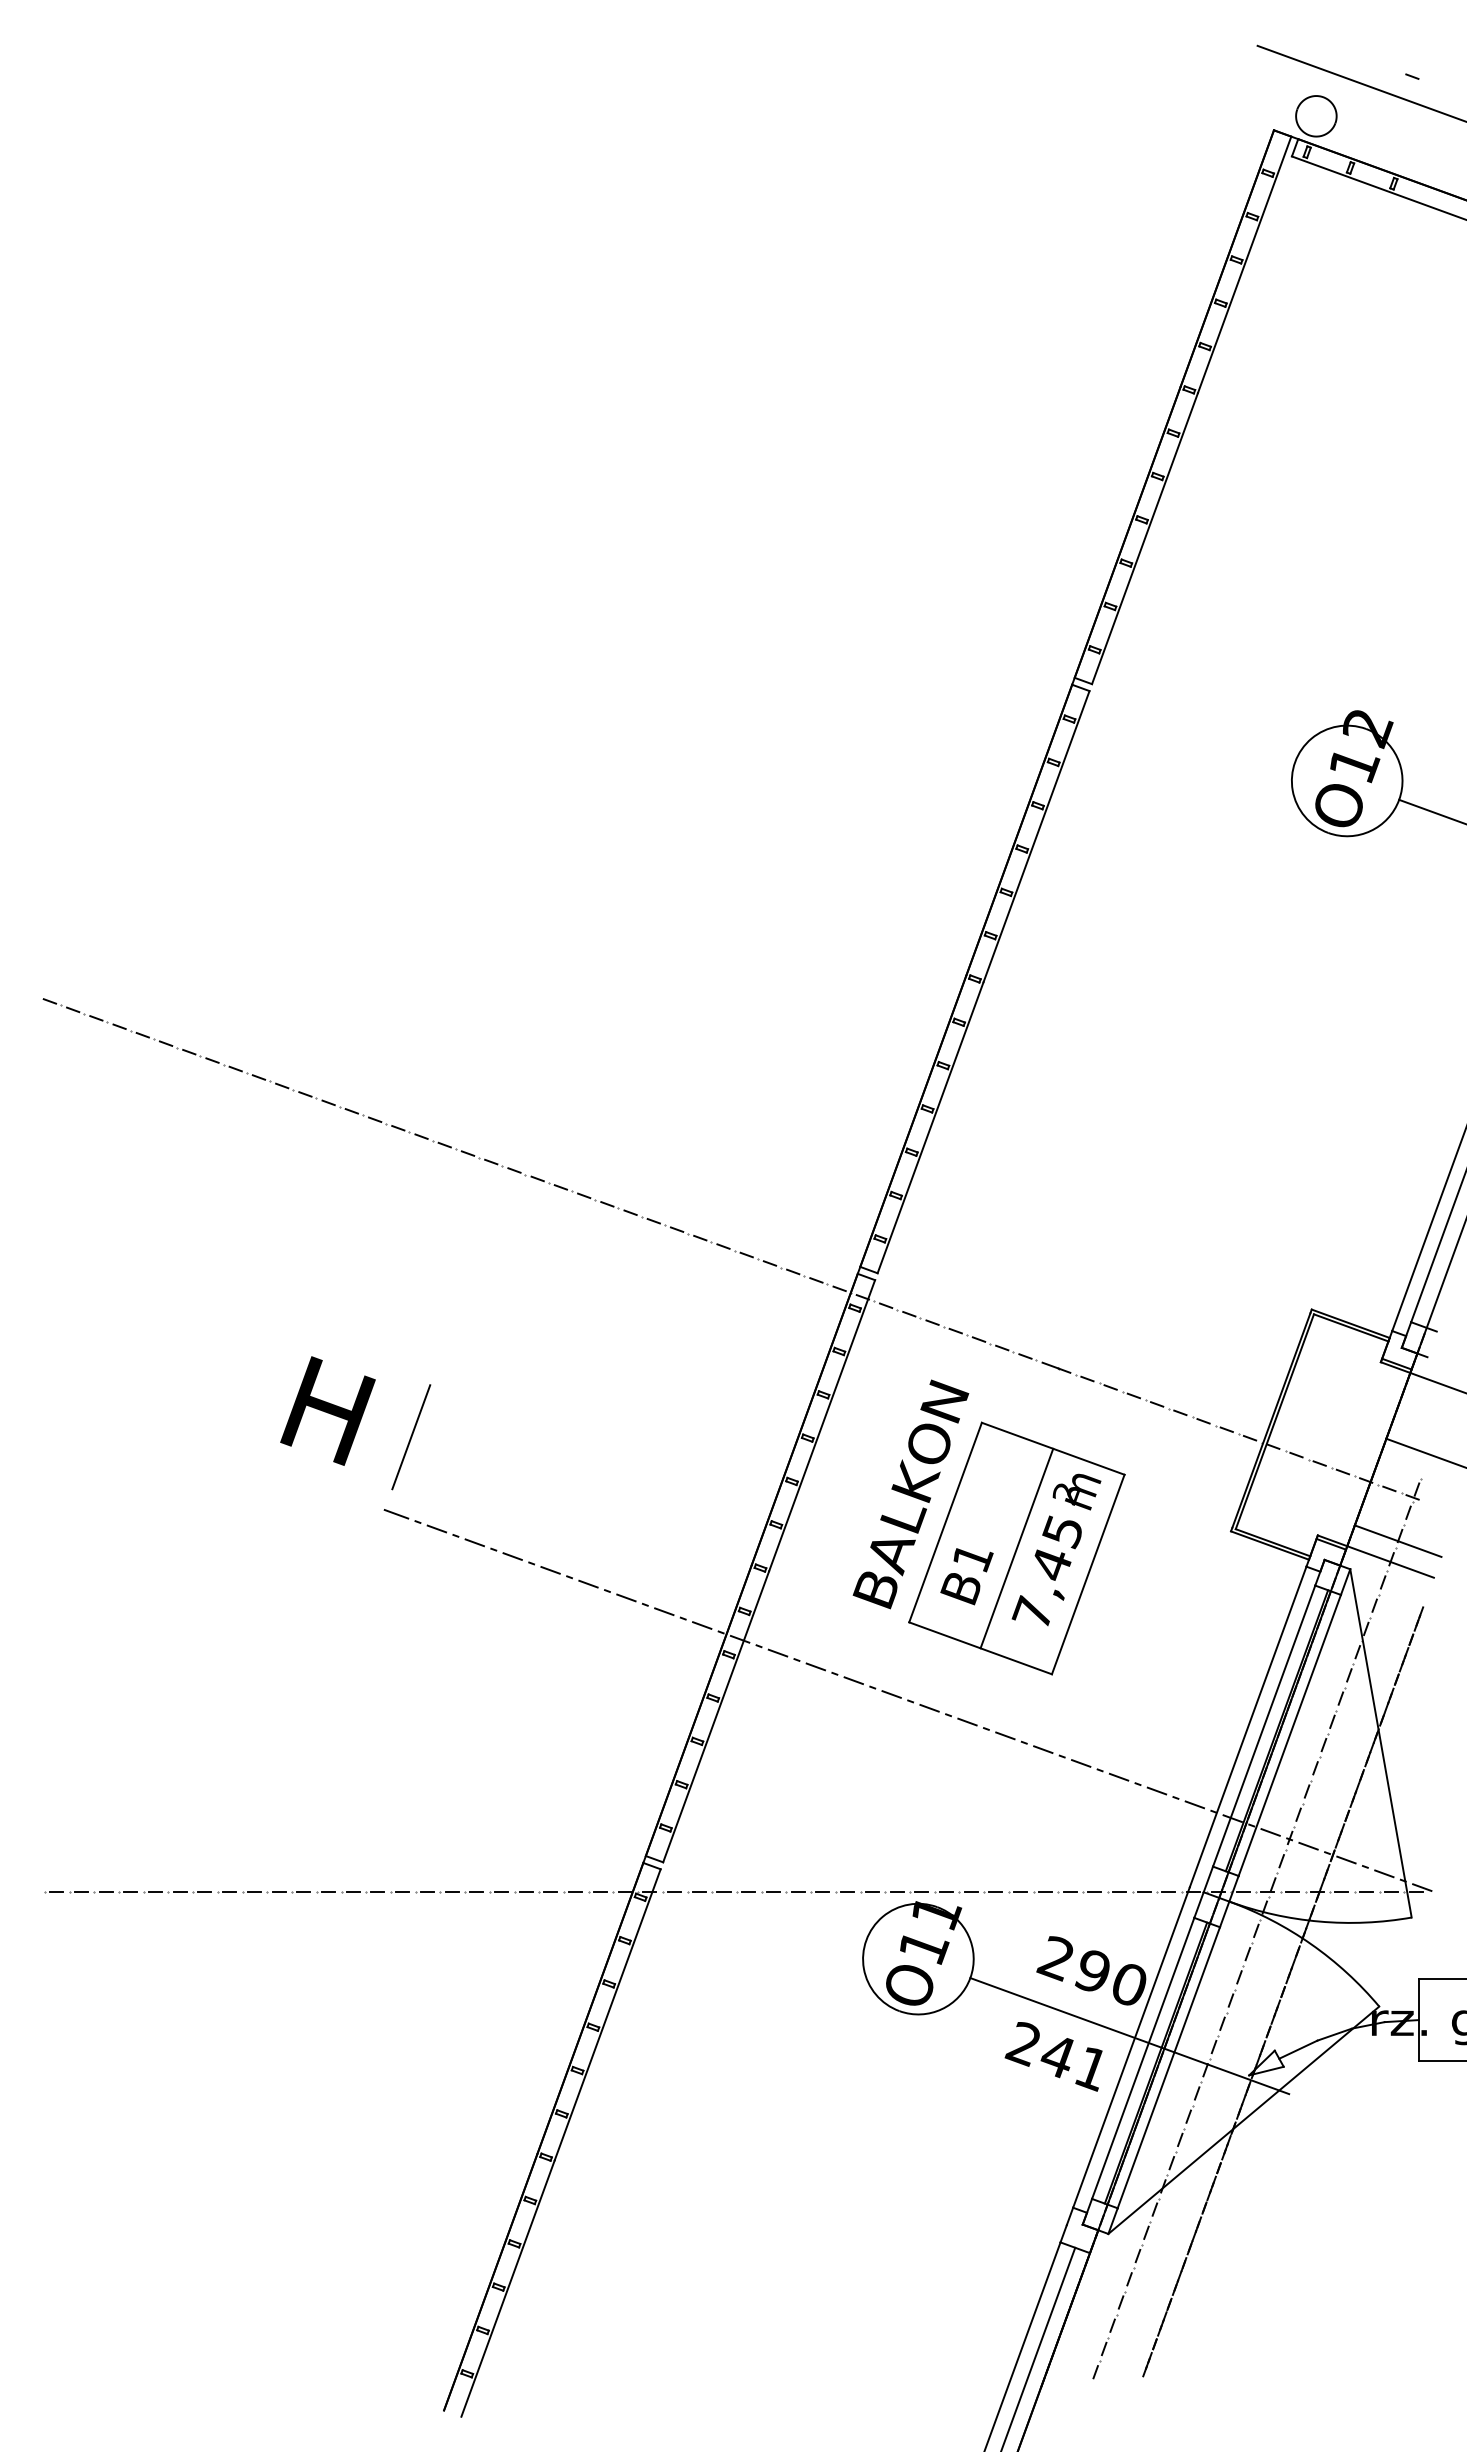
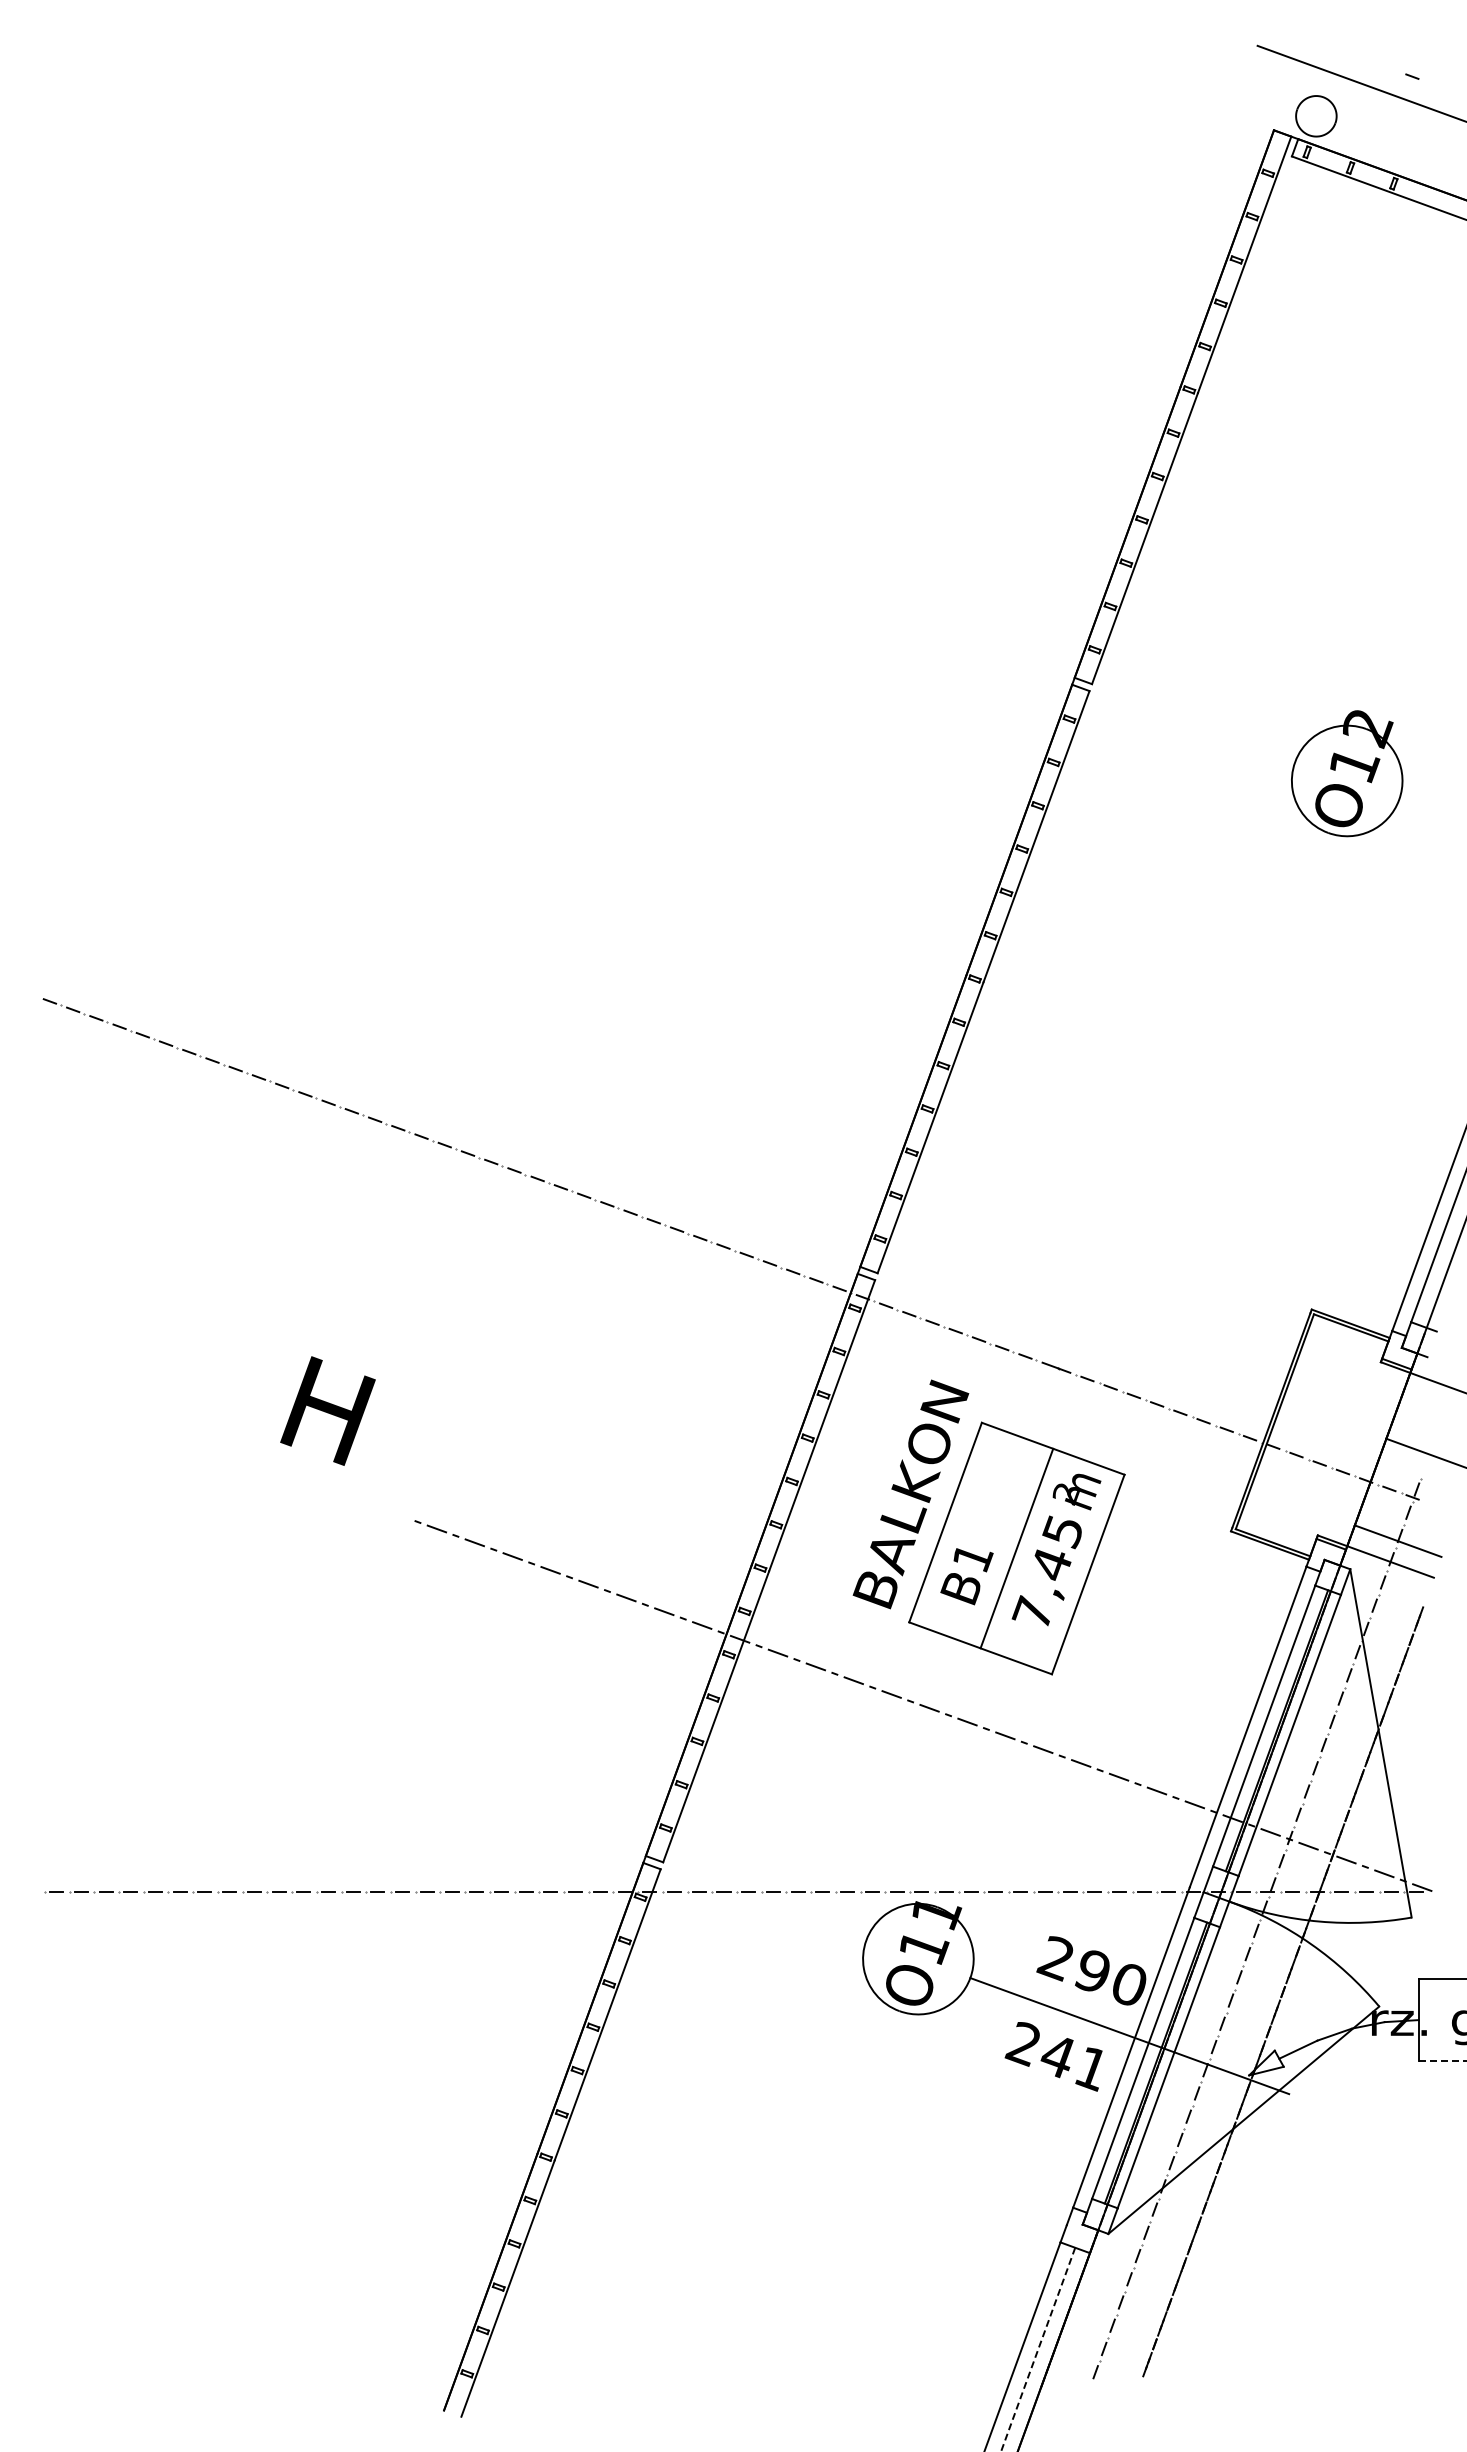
line: present -> none (1431, 811)
line: present -> none (411, 1437)
line: present -> none (396, 1514)
line: solid -> dashed (1442, 2060)
line: solid -> dashed (1037, 2350)
